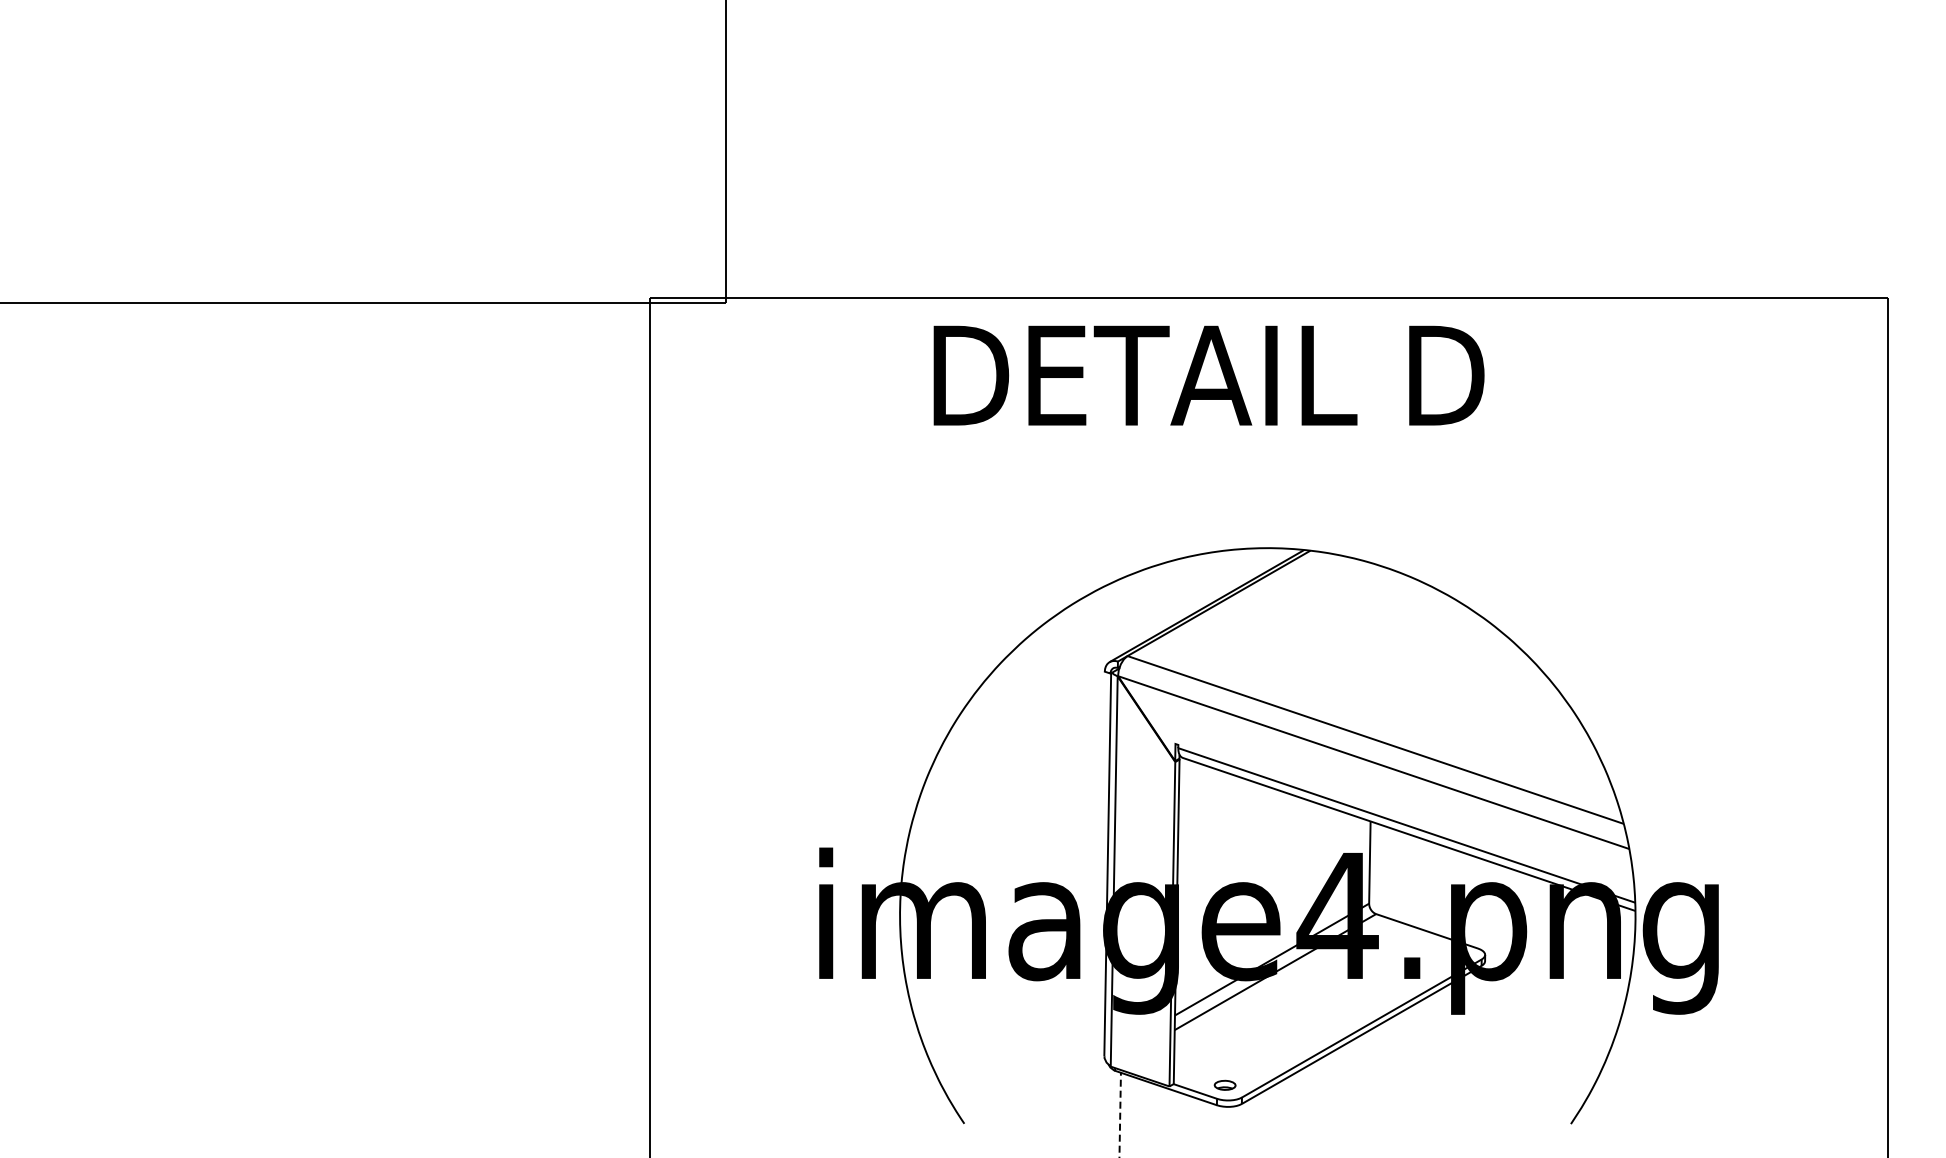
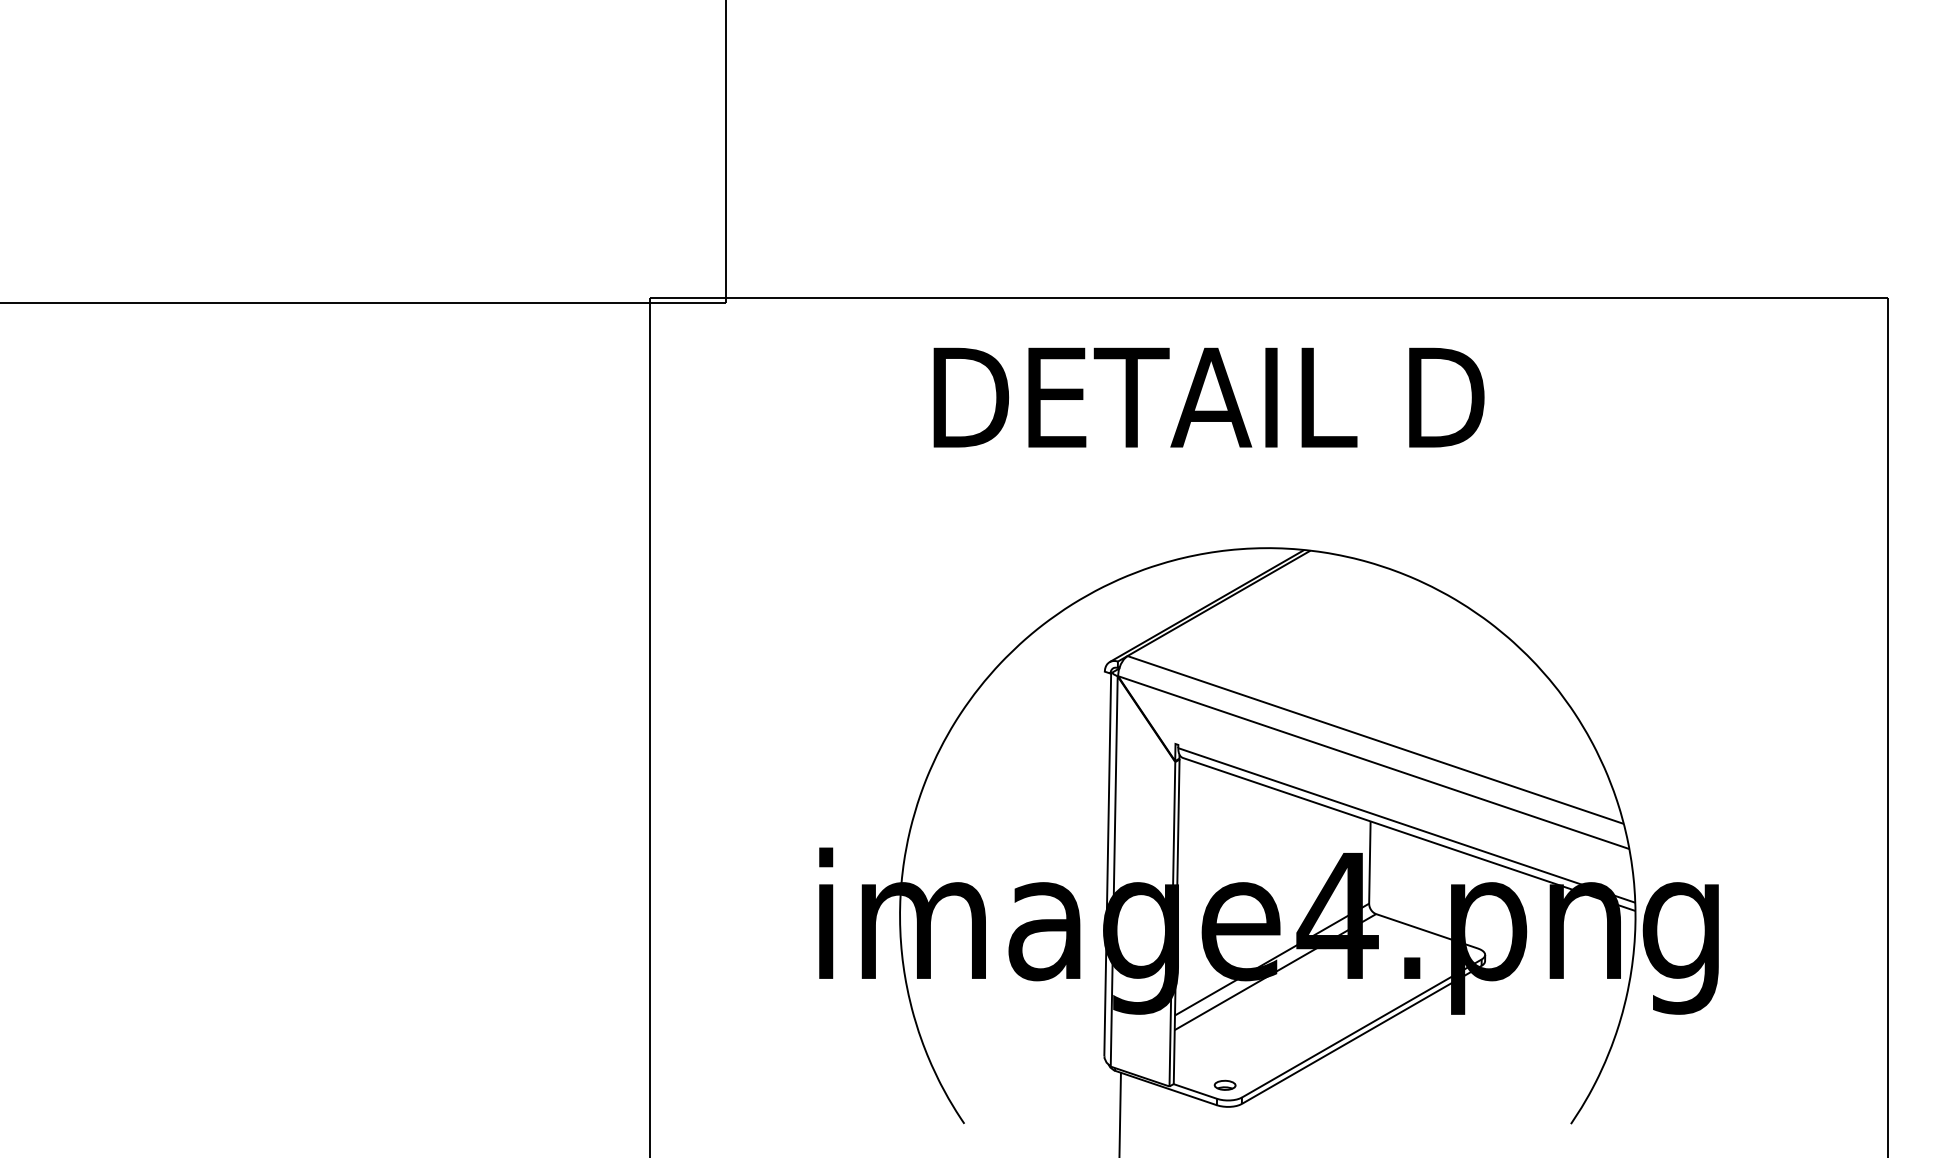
text position: (1208, 375) -> (1208, 397) (1208, 397)
line: dashed -> solid (1120, 1114)
